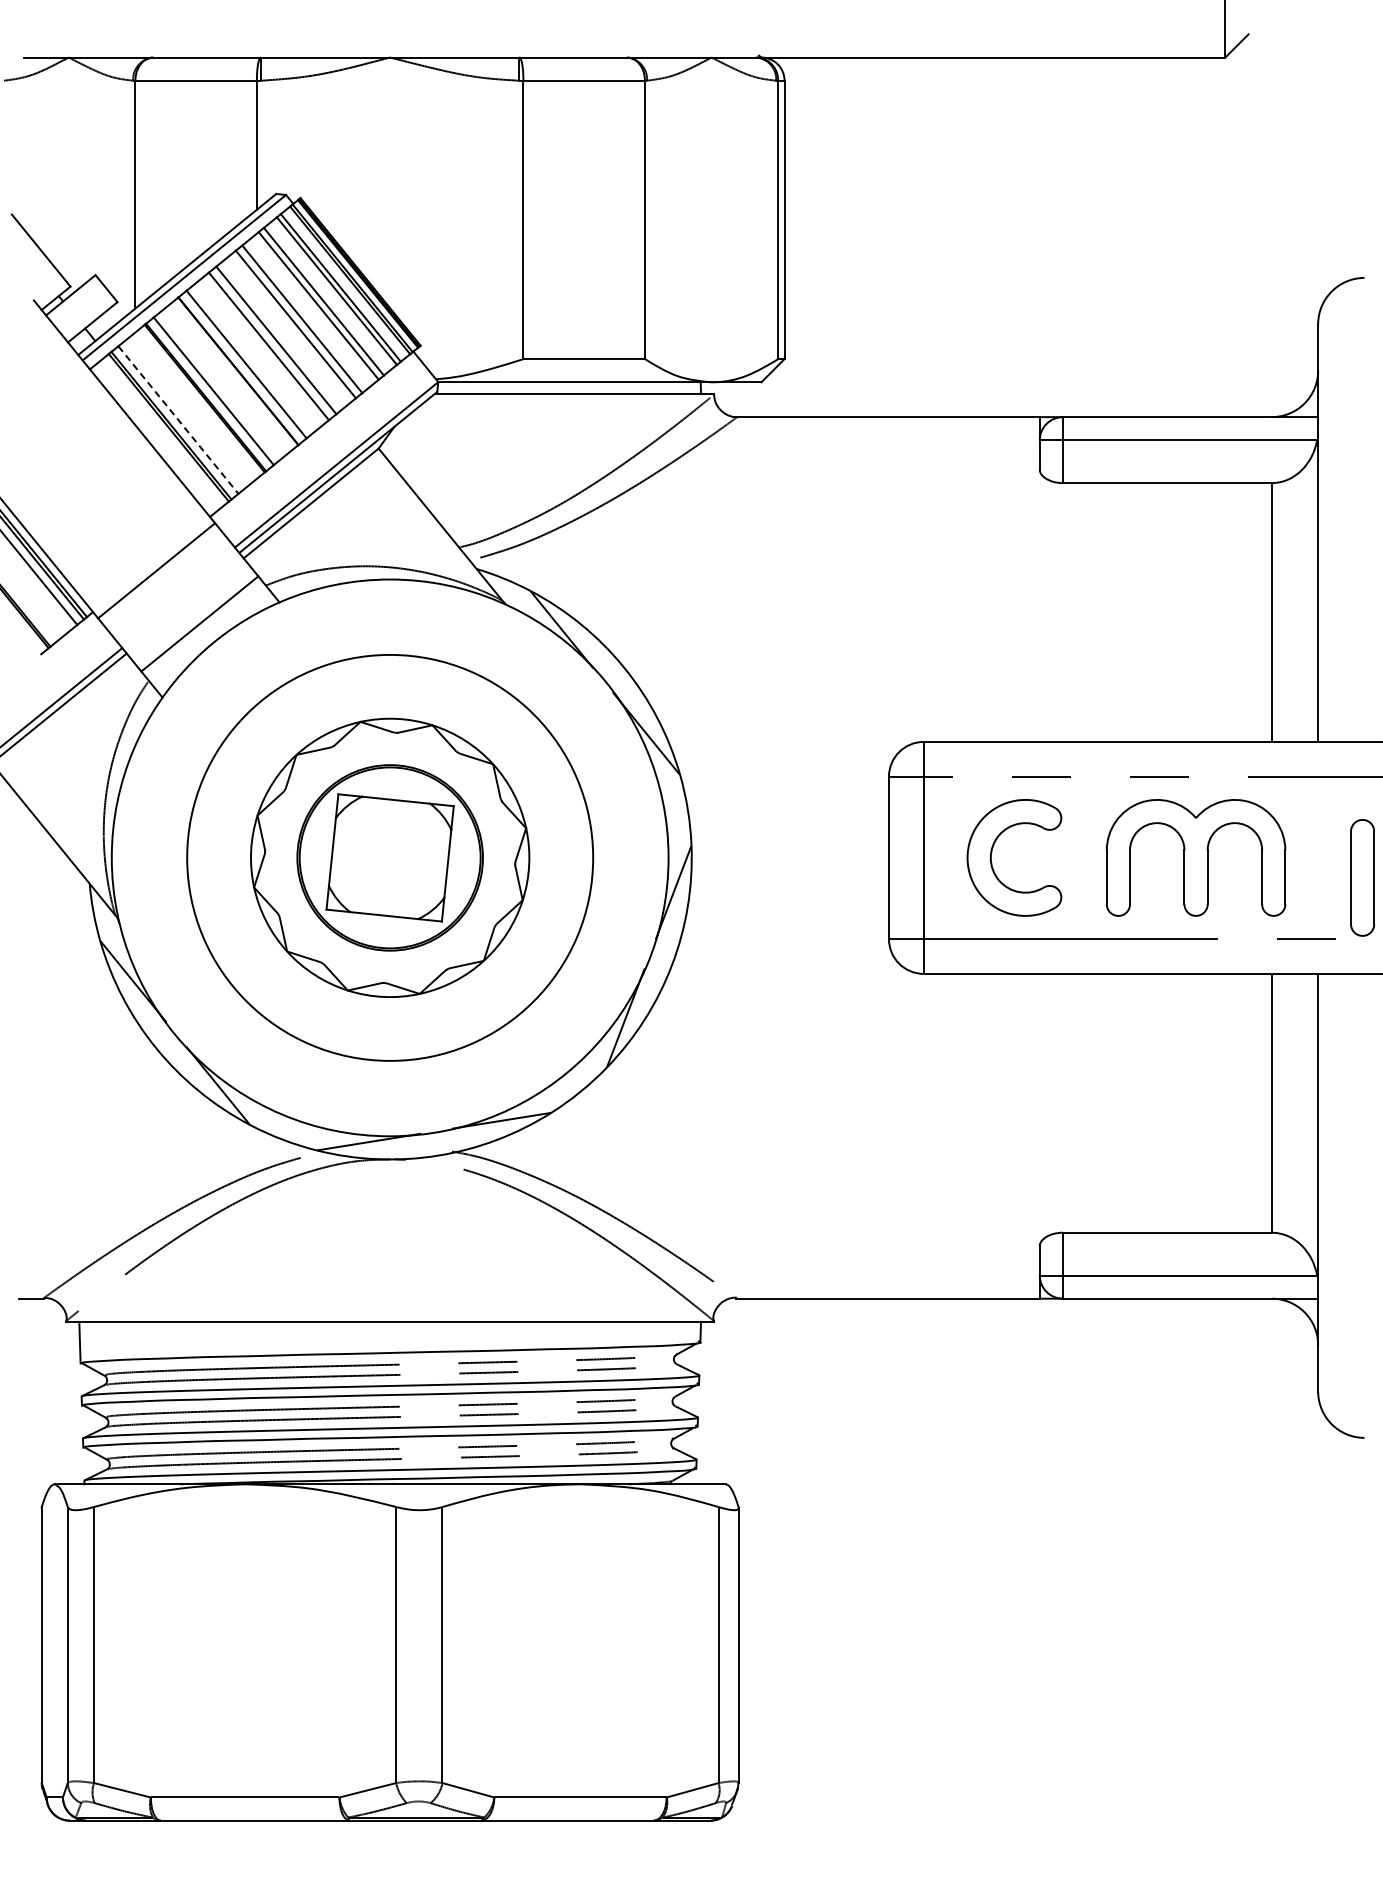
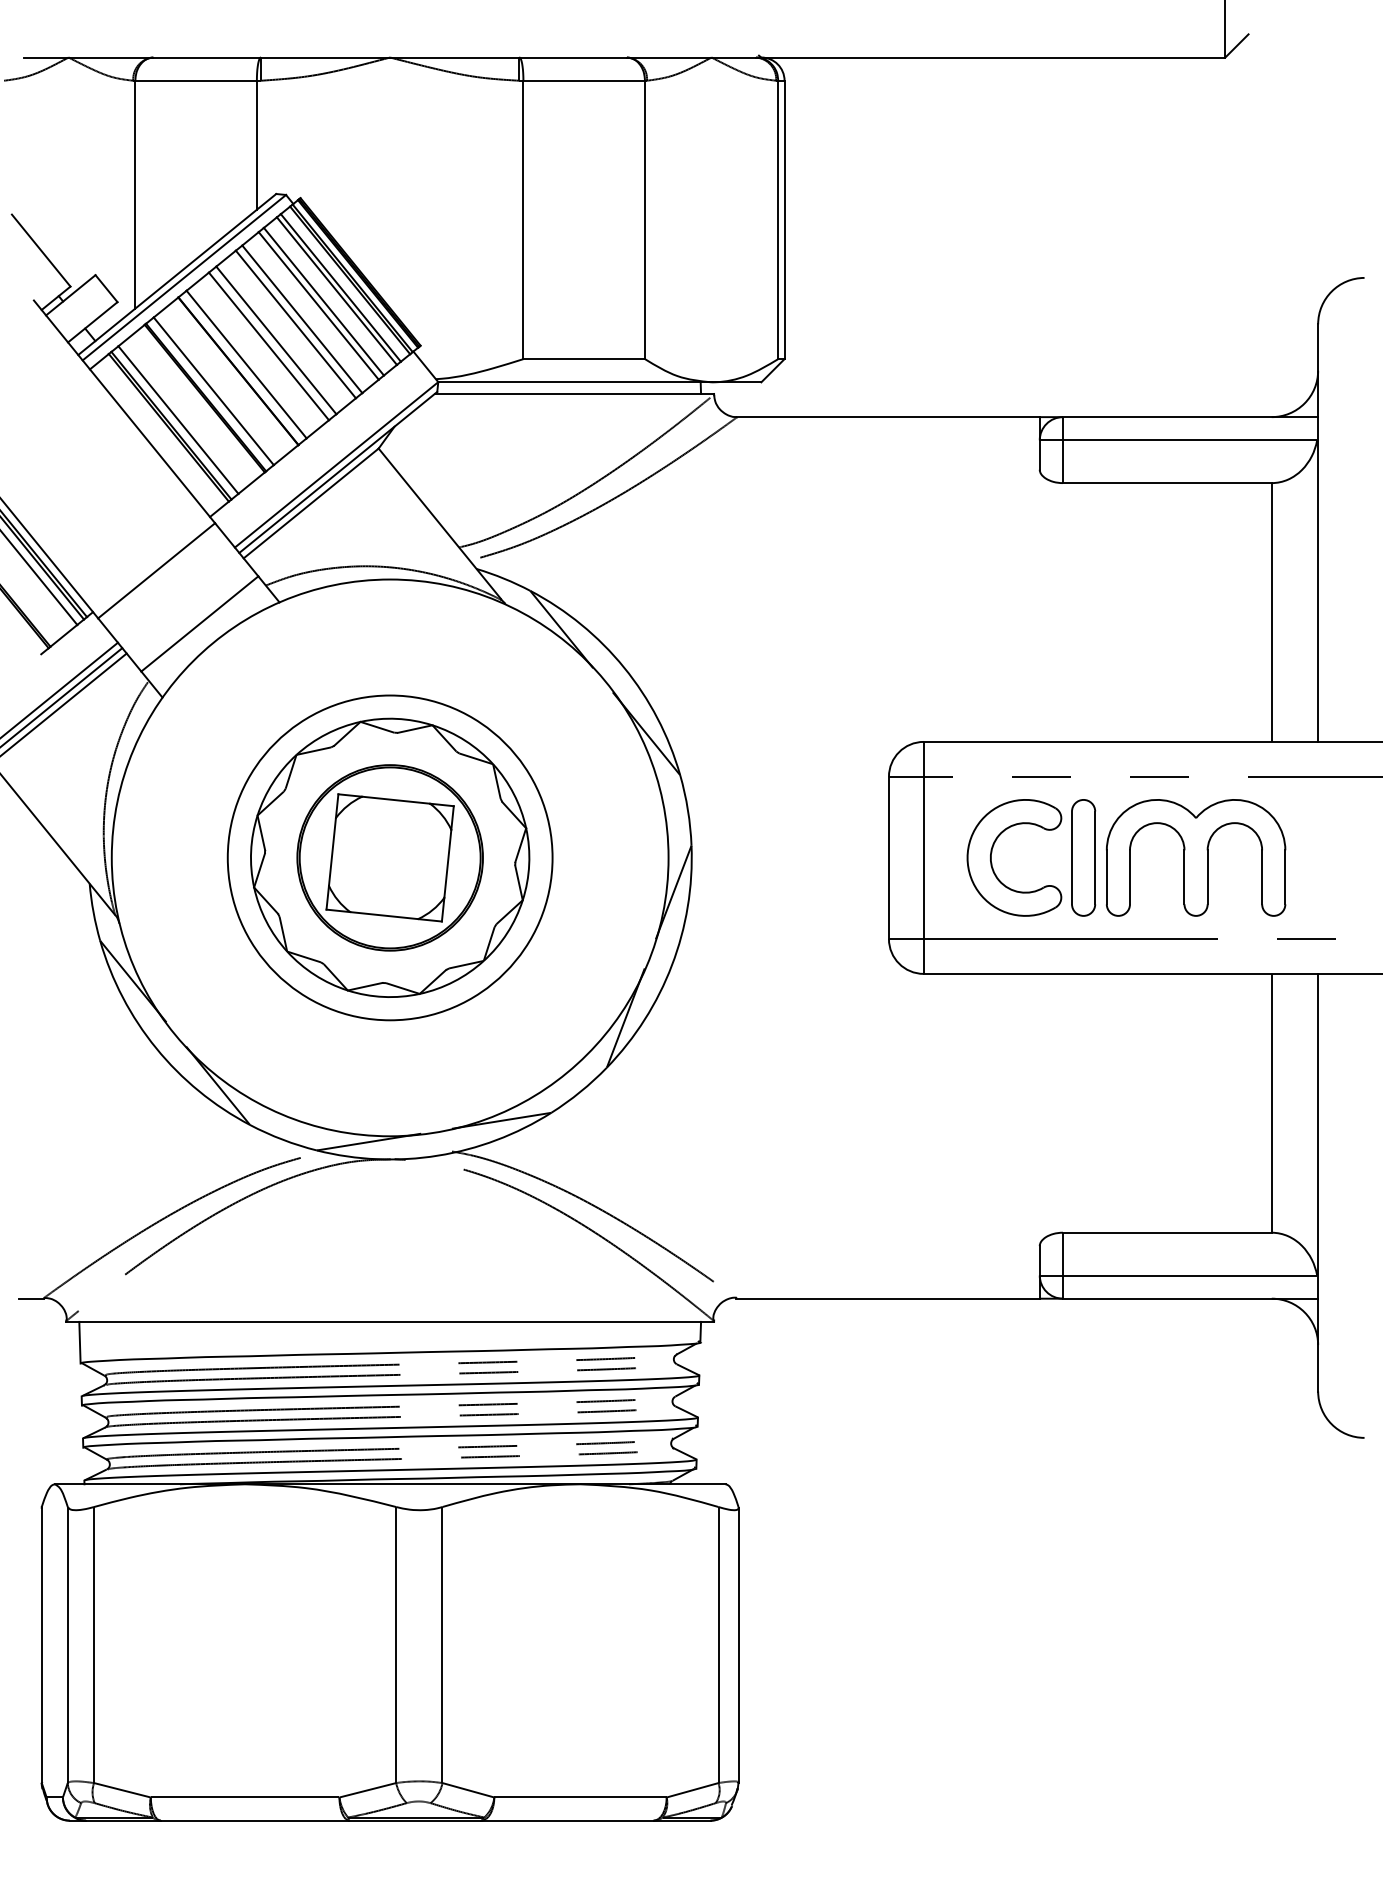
line: dashed -> solid (178, 420)
line: none -> present (59, 689)
circle diameter: 406 px -> 325 px (389, 857)
part position: (1362, 877) -> (1083, 857) (1083, 857)
